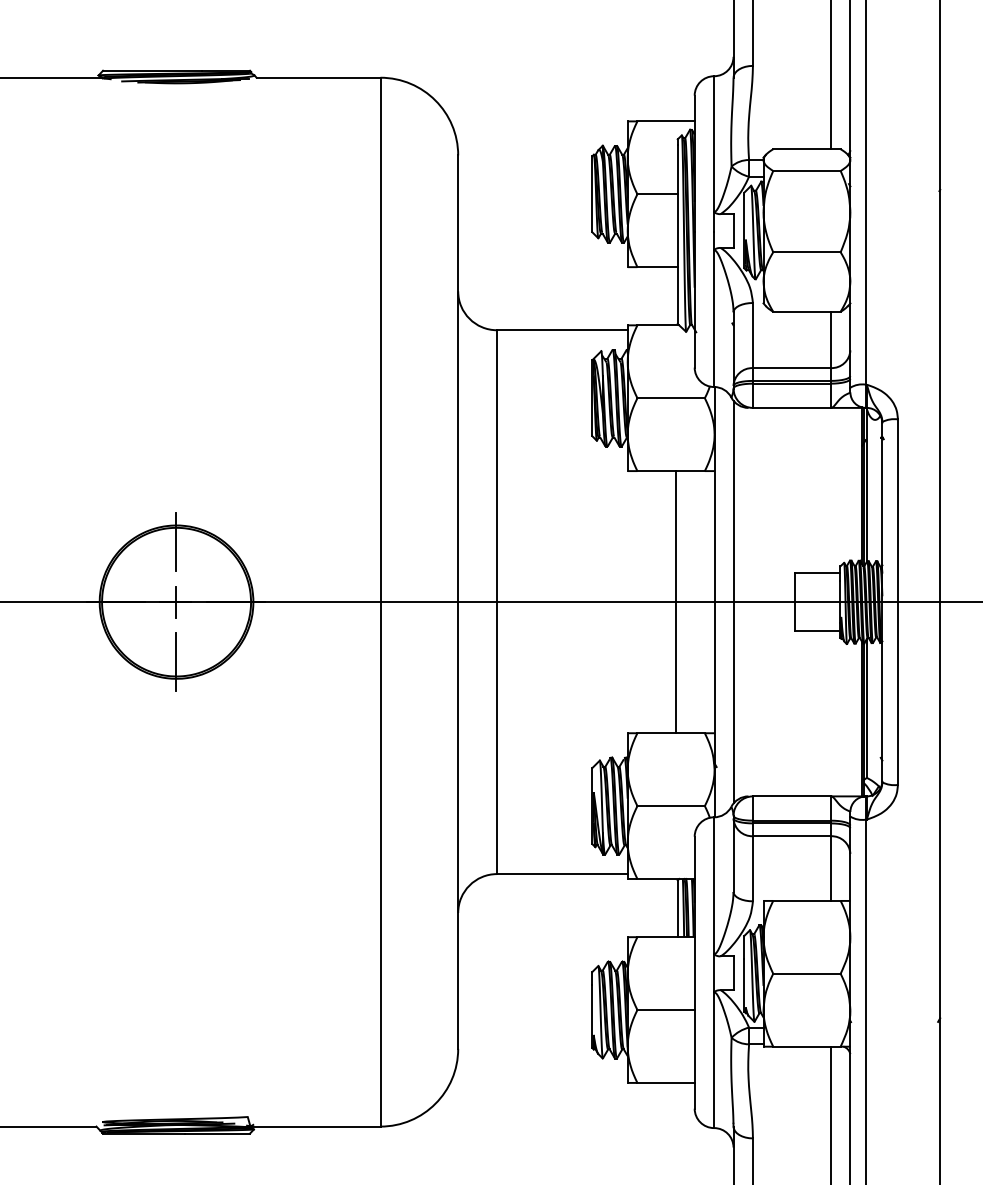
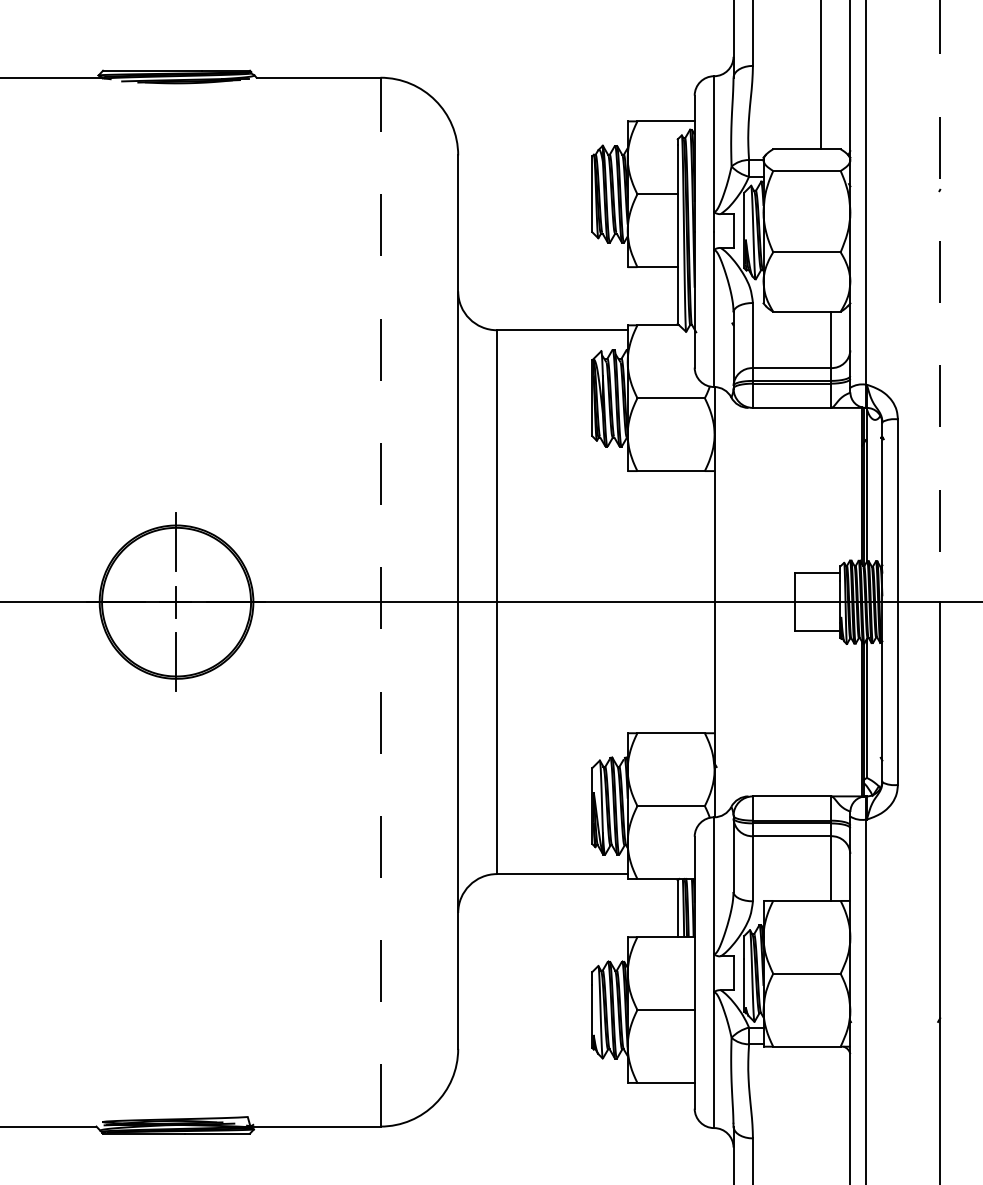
line position: (830, 75) -> (820, 75) (820, 75)
line: solid -> dashed (940, 301)
line: solid -> dashed (380, 601)
line: present -> none (734, 601)
line: present -> none (675, 602)
line: present -> none (830, 1113)
